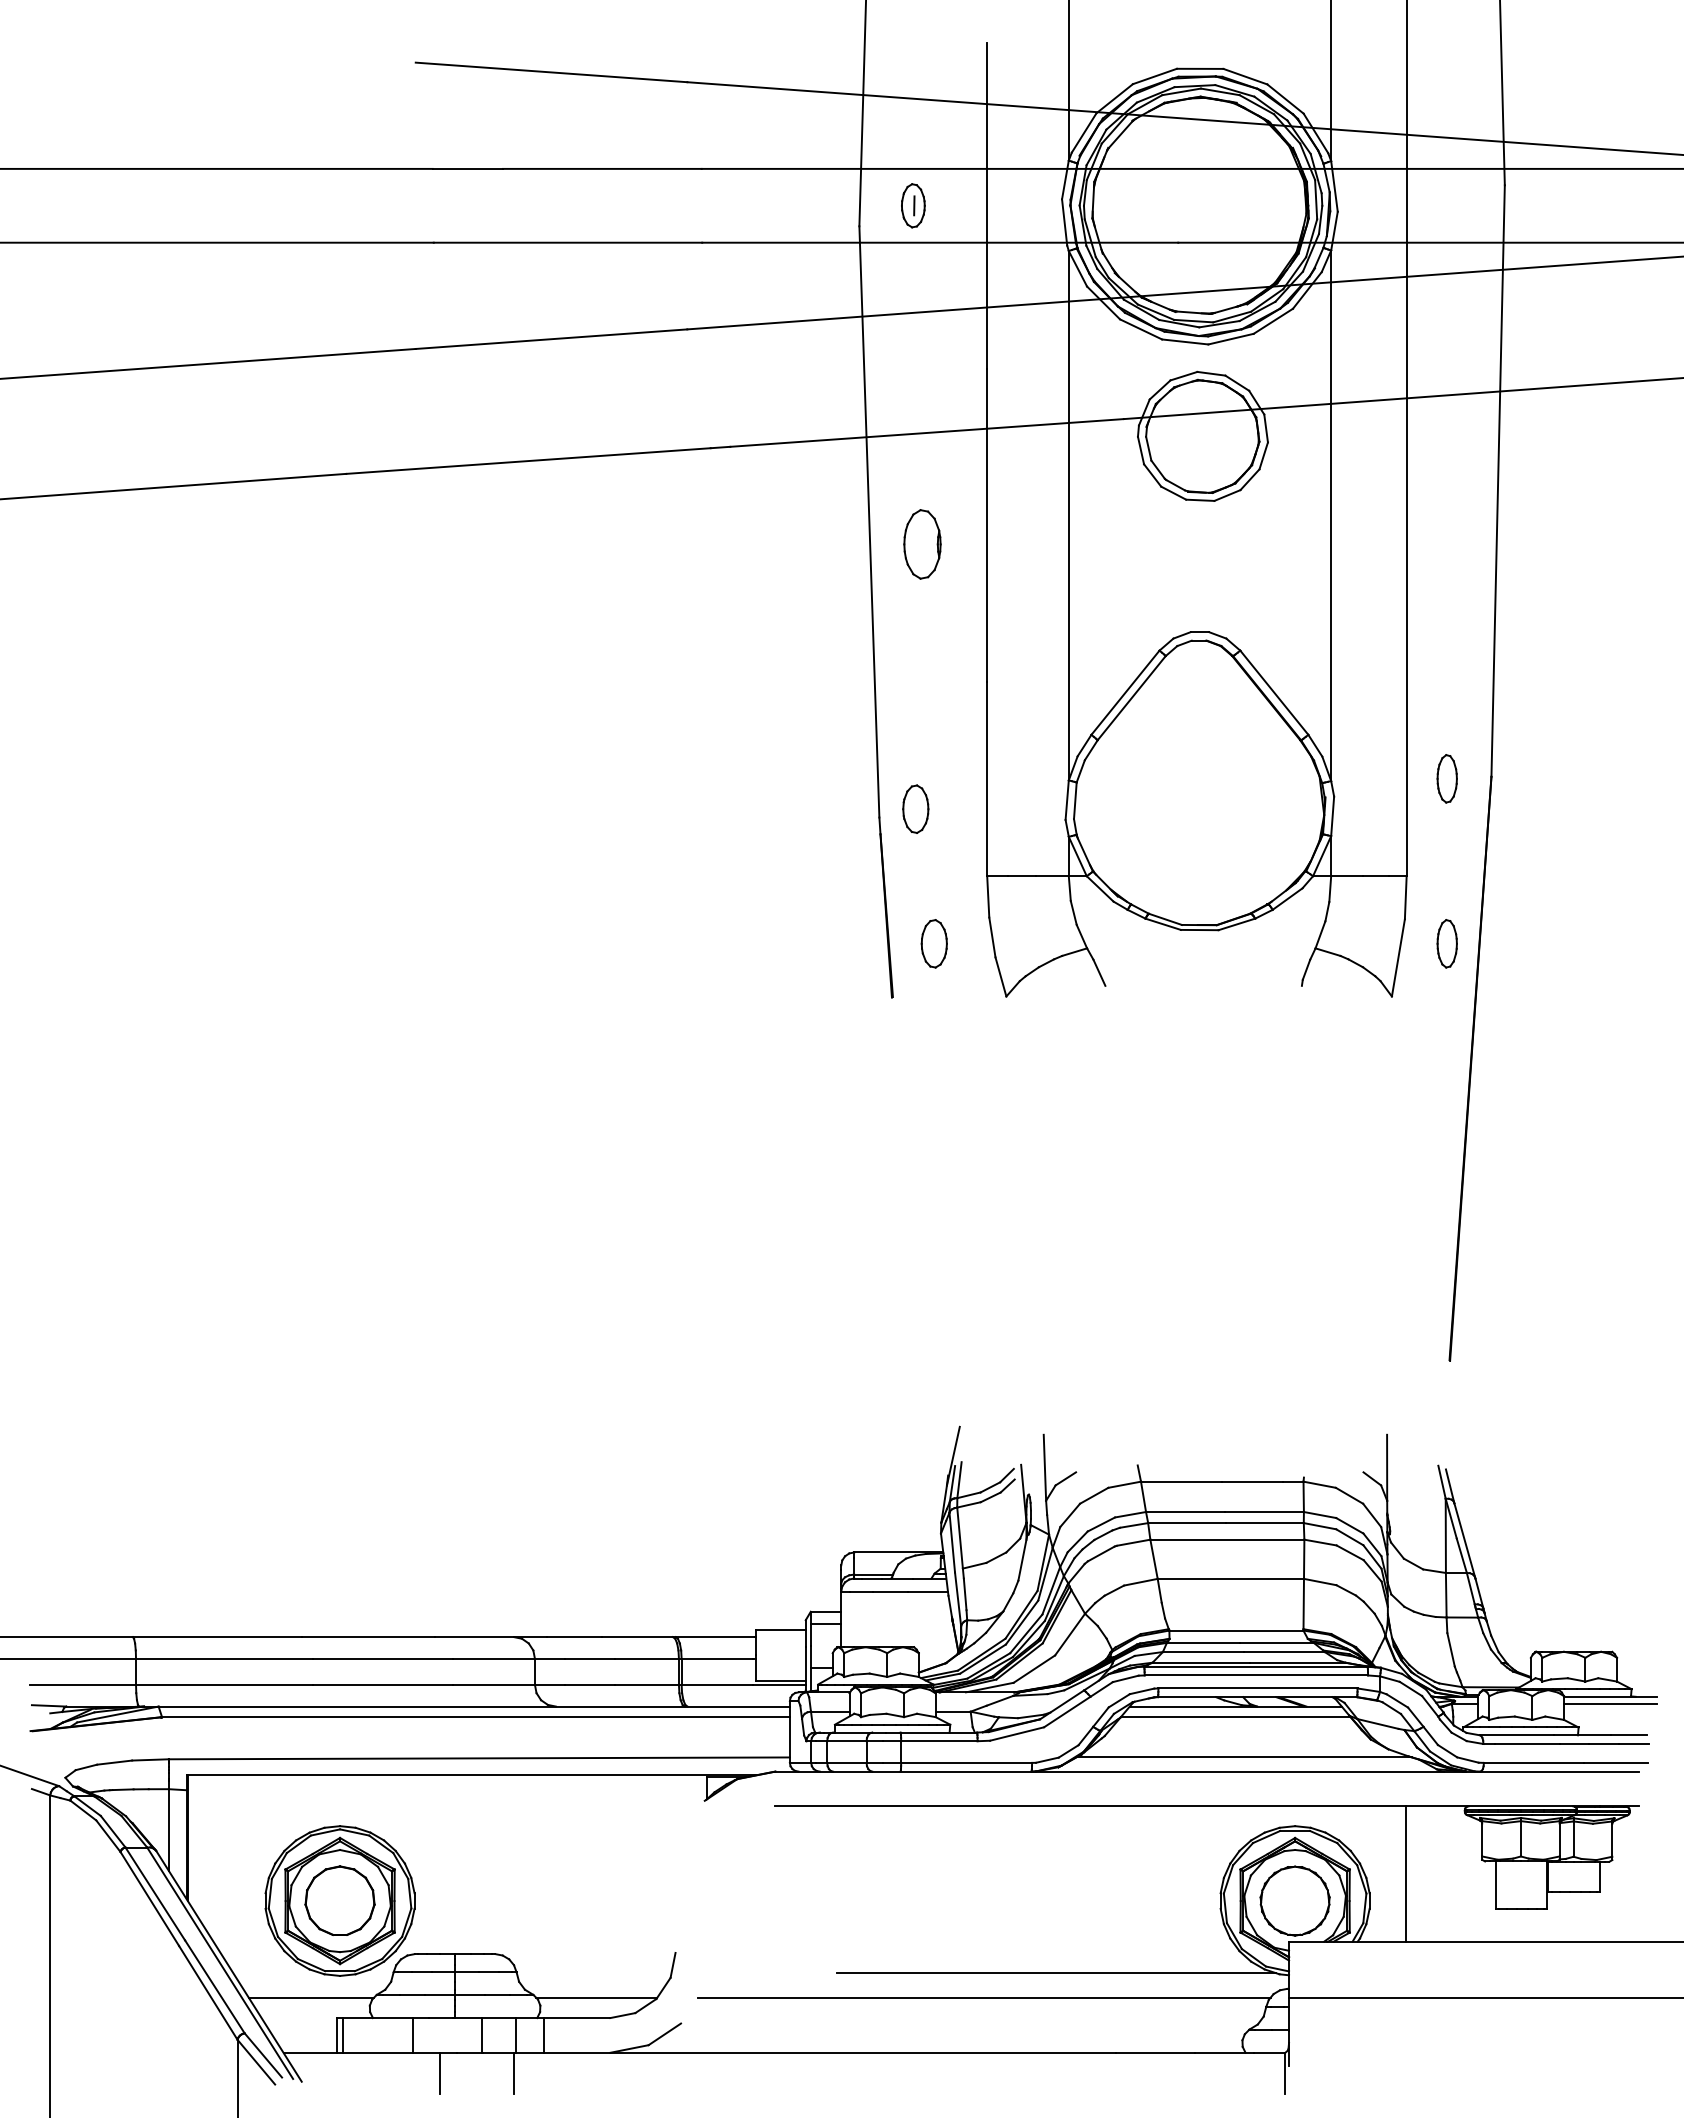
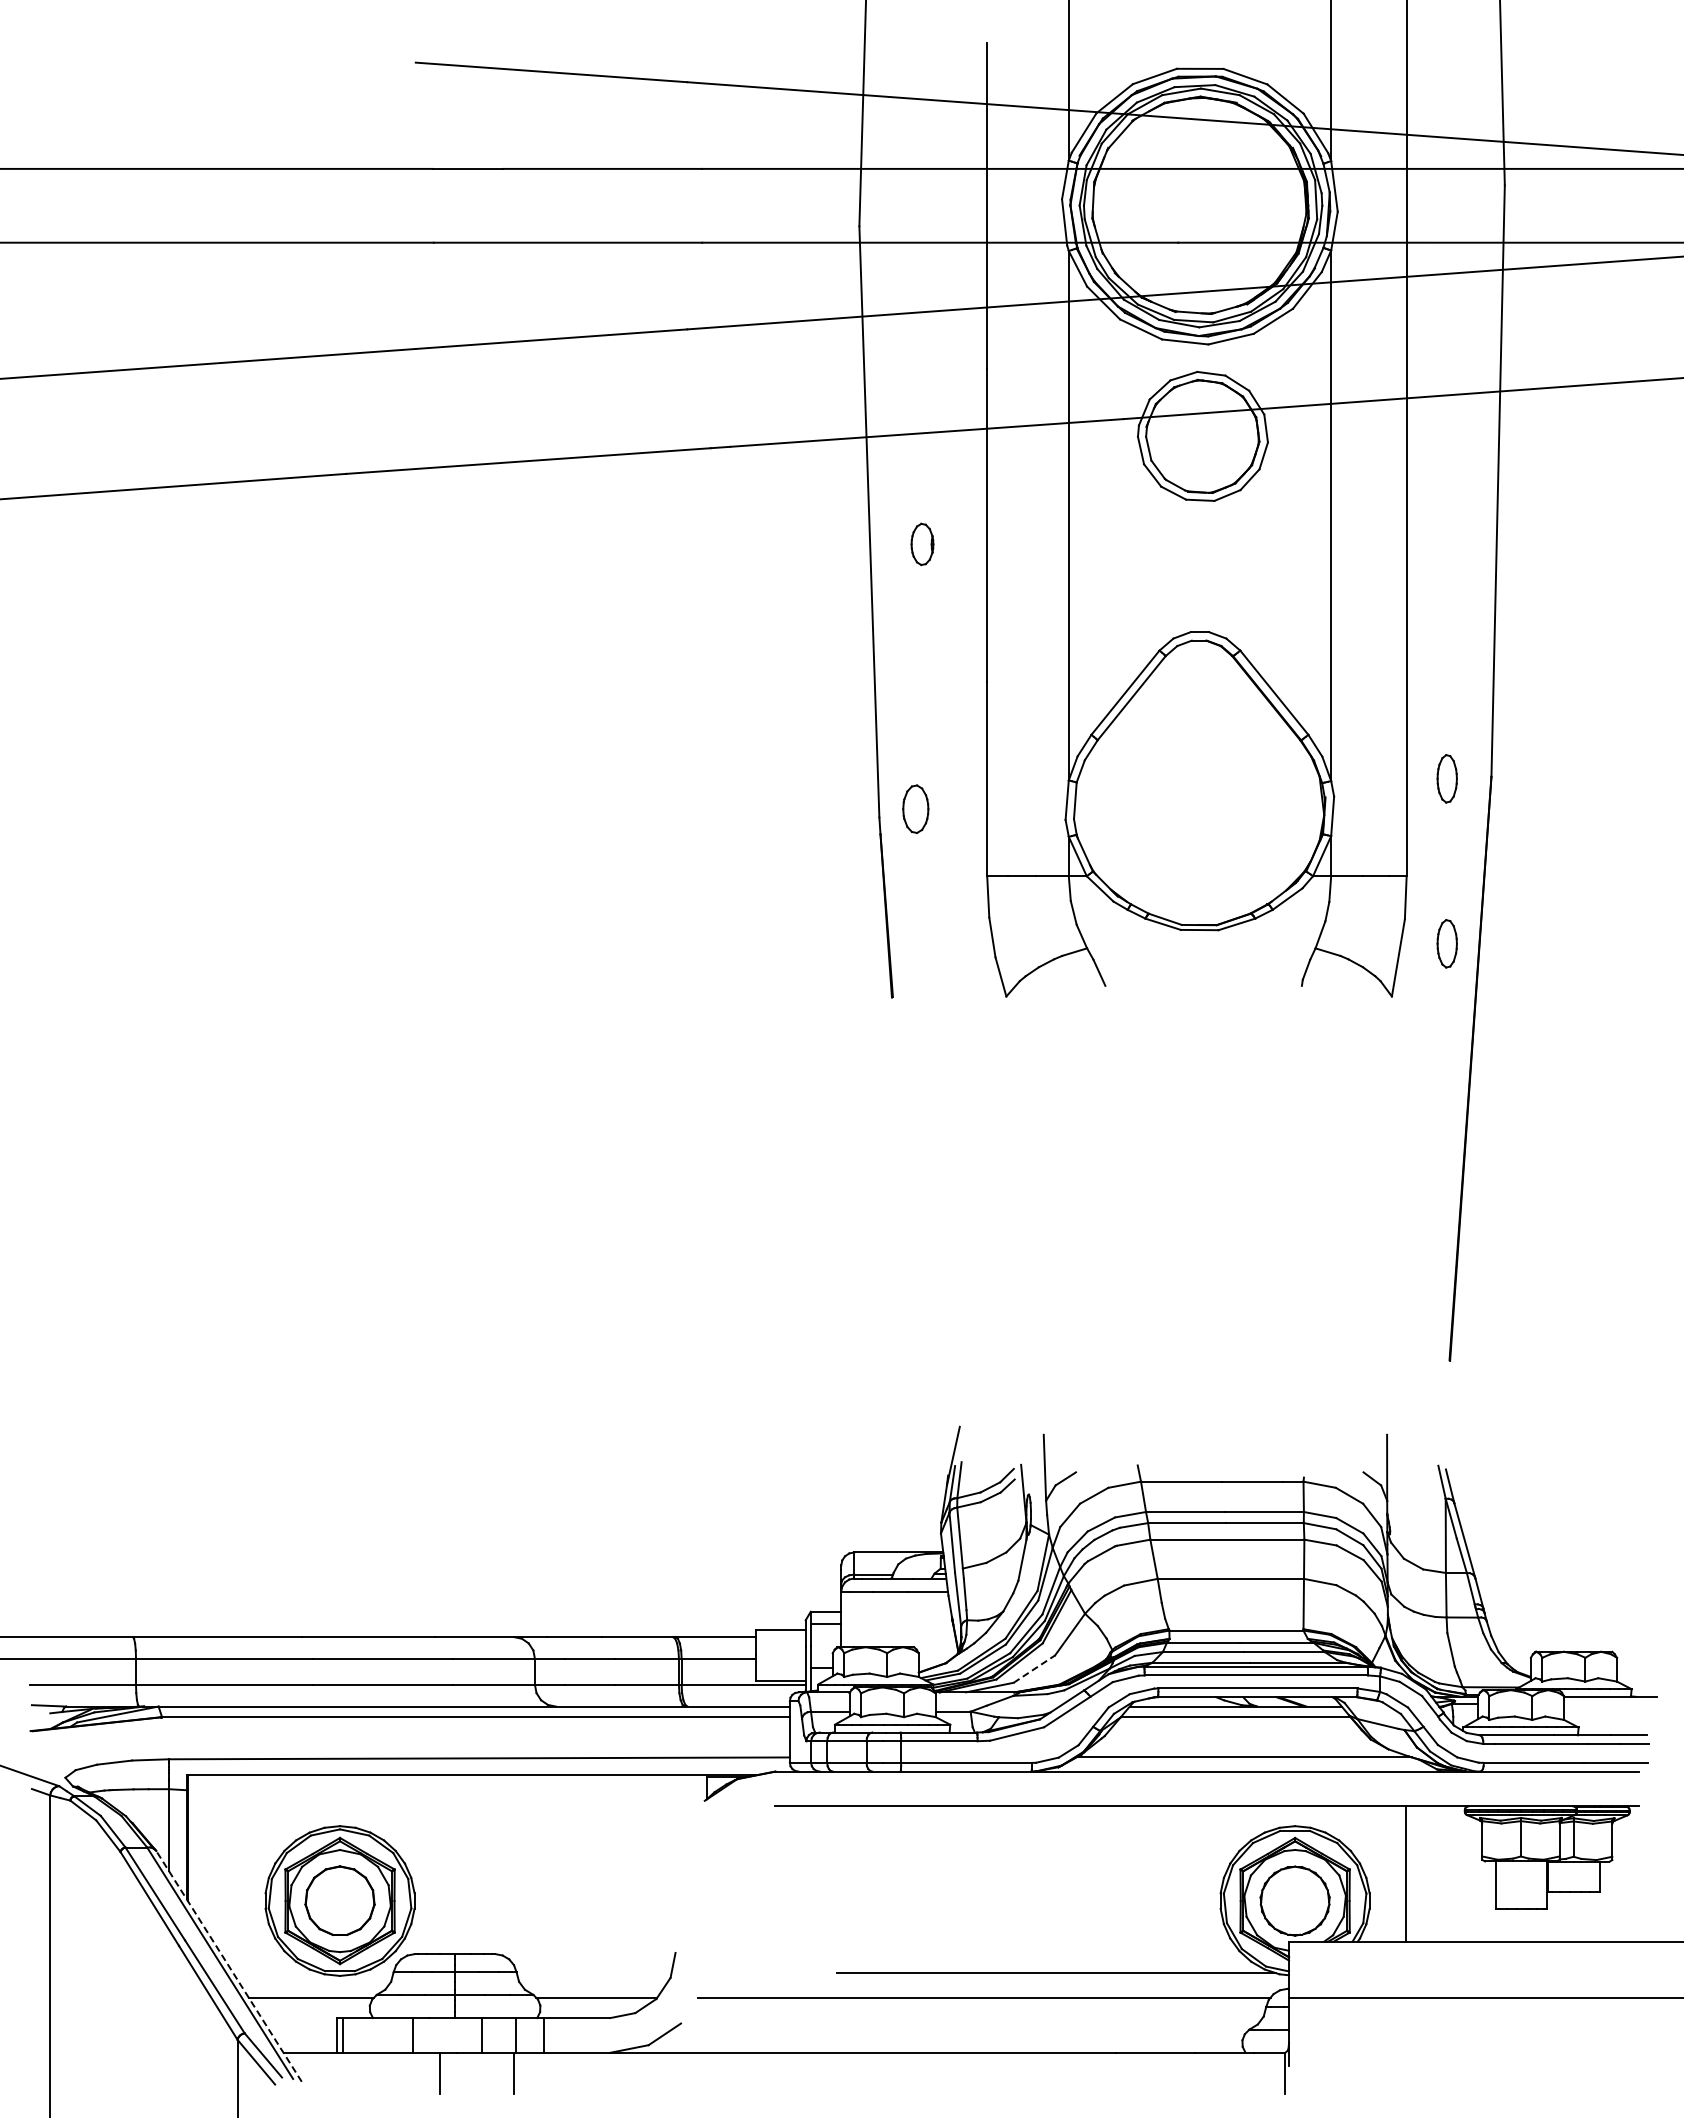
part: present -> none (913, 205)
part size: 39x71 px -> 25x45 px (922, 544)
part: present -> none (933, 943)
line: solid -> dashed (1034, 1669)
line: present -> none (1610, 1704)
line: solid -> dashed (228, 1965)
